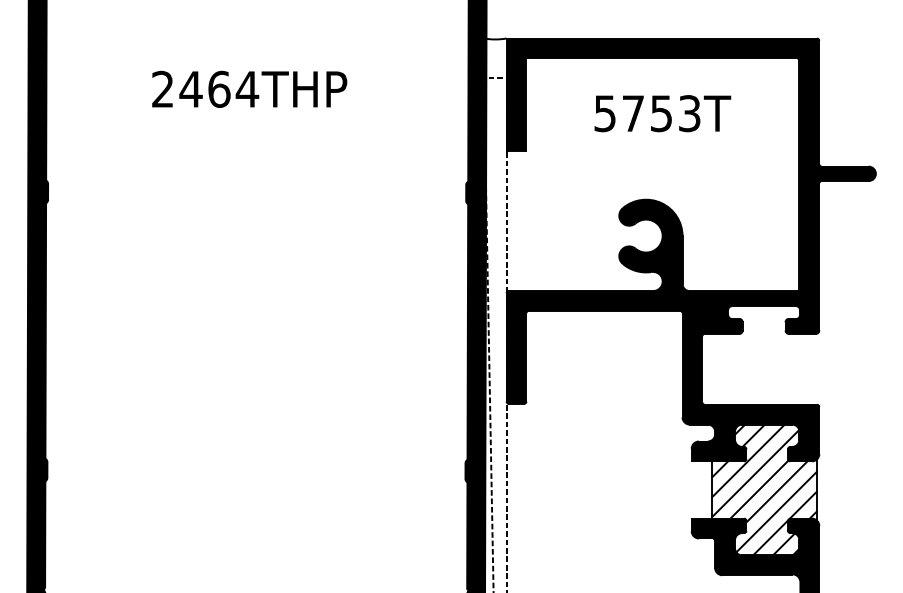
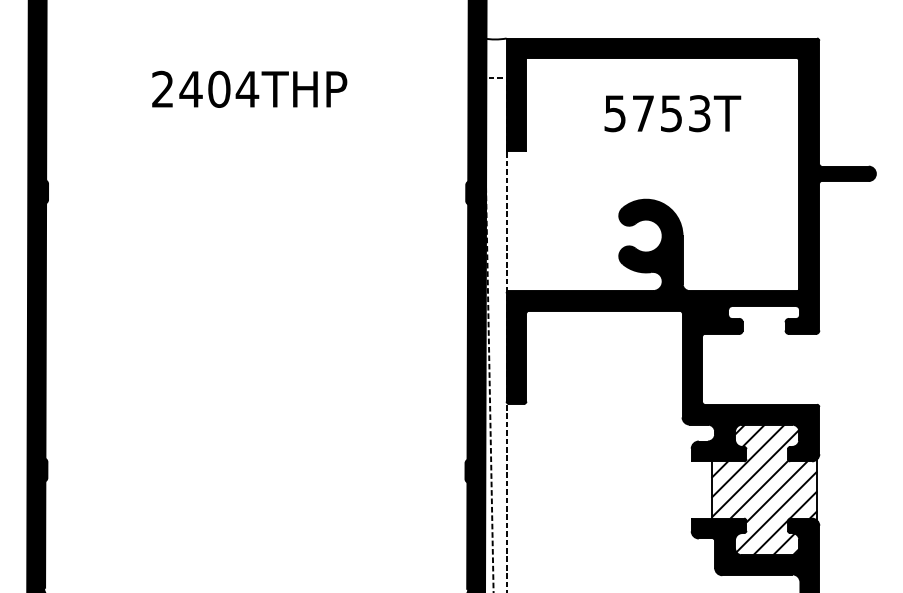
text: 2464THP -> 2404THP (219, 88)
text position: (662, 113) -> (672, 113) (672, 113)
